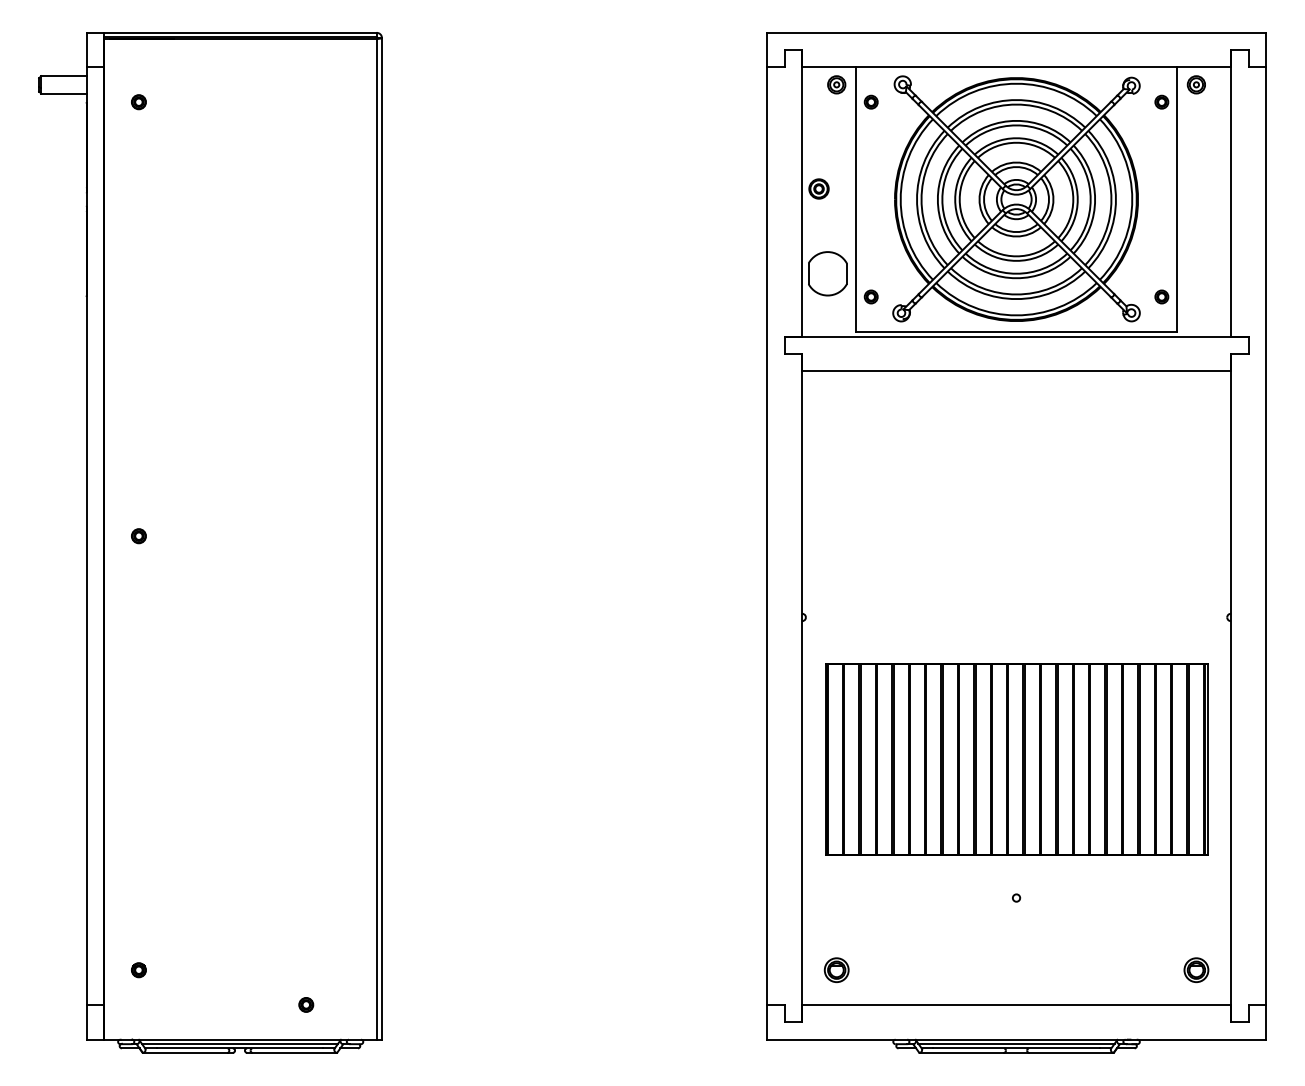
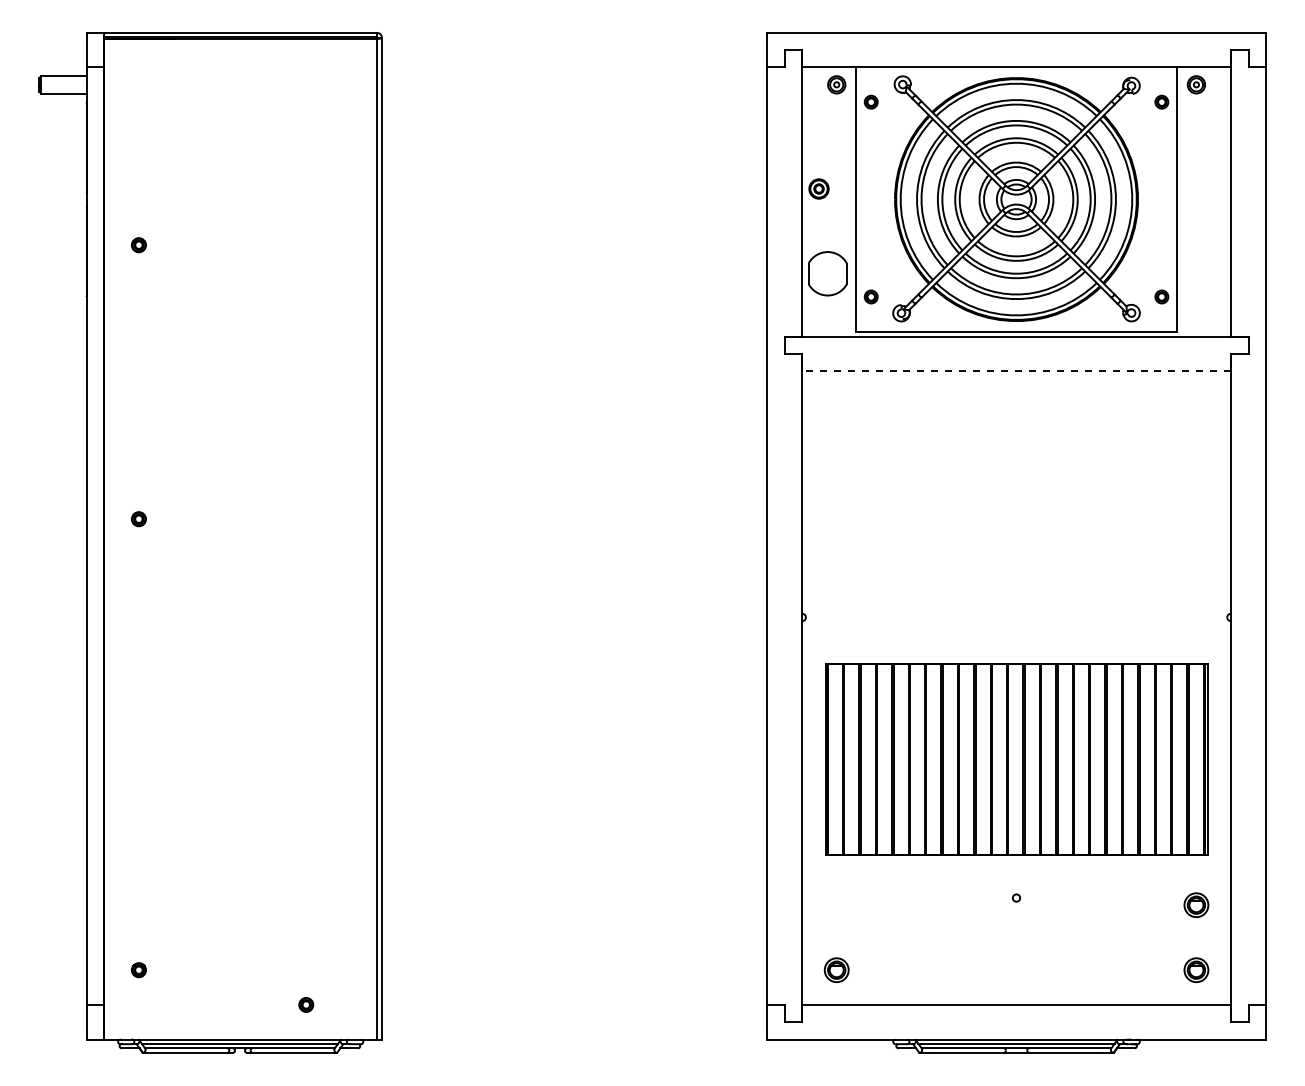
part position: (138, 102) -> (138, 245) (138, 245)
line: solid -> dashed (1016, 371)
part position: (138, 536) -> (138, 519) (138, 519)
part: none -> present (1196, 905)
